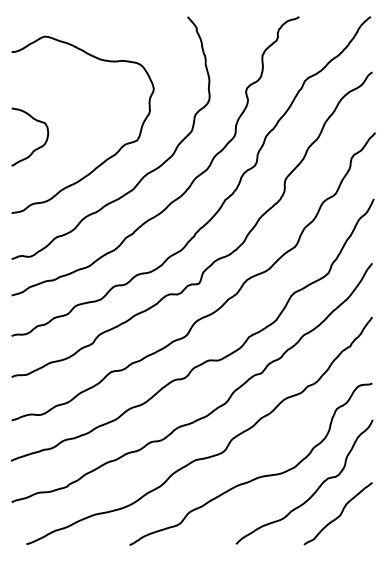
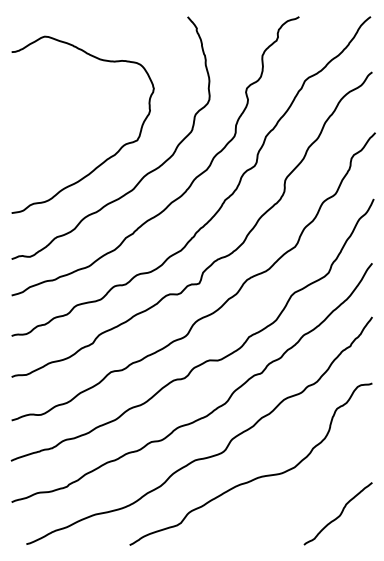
curve: present -> none (37, 147)
curve: present -> none (314, 491)
